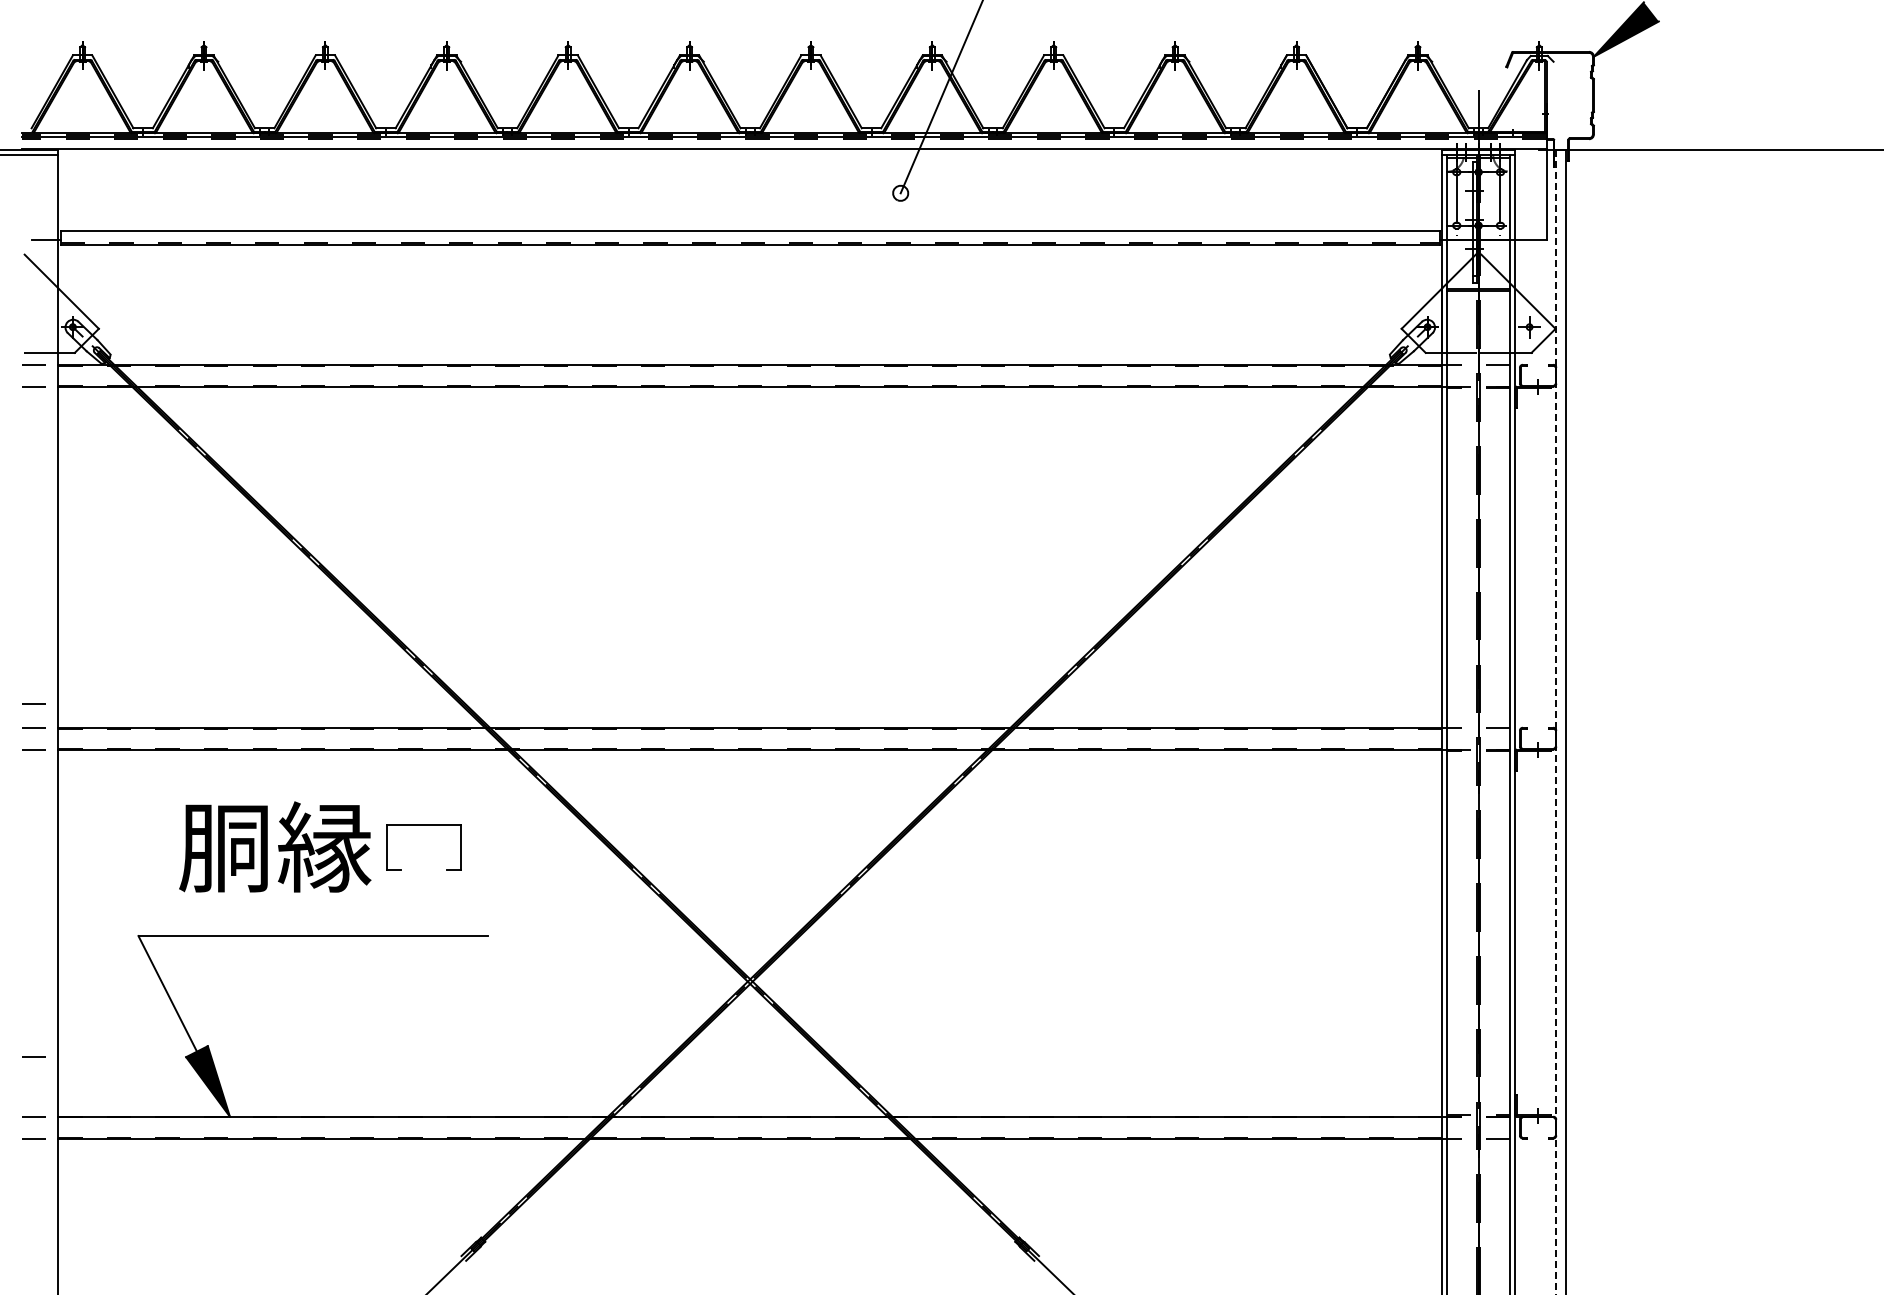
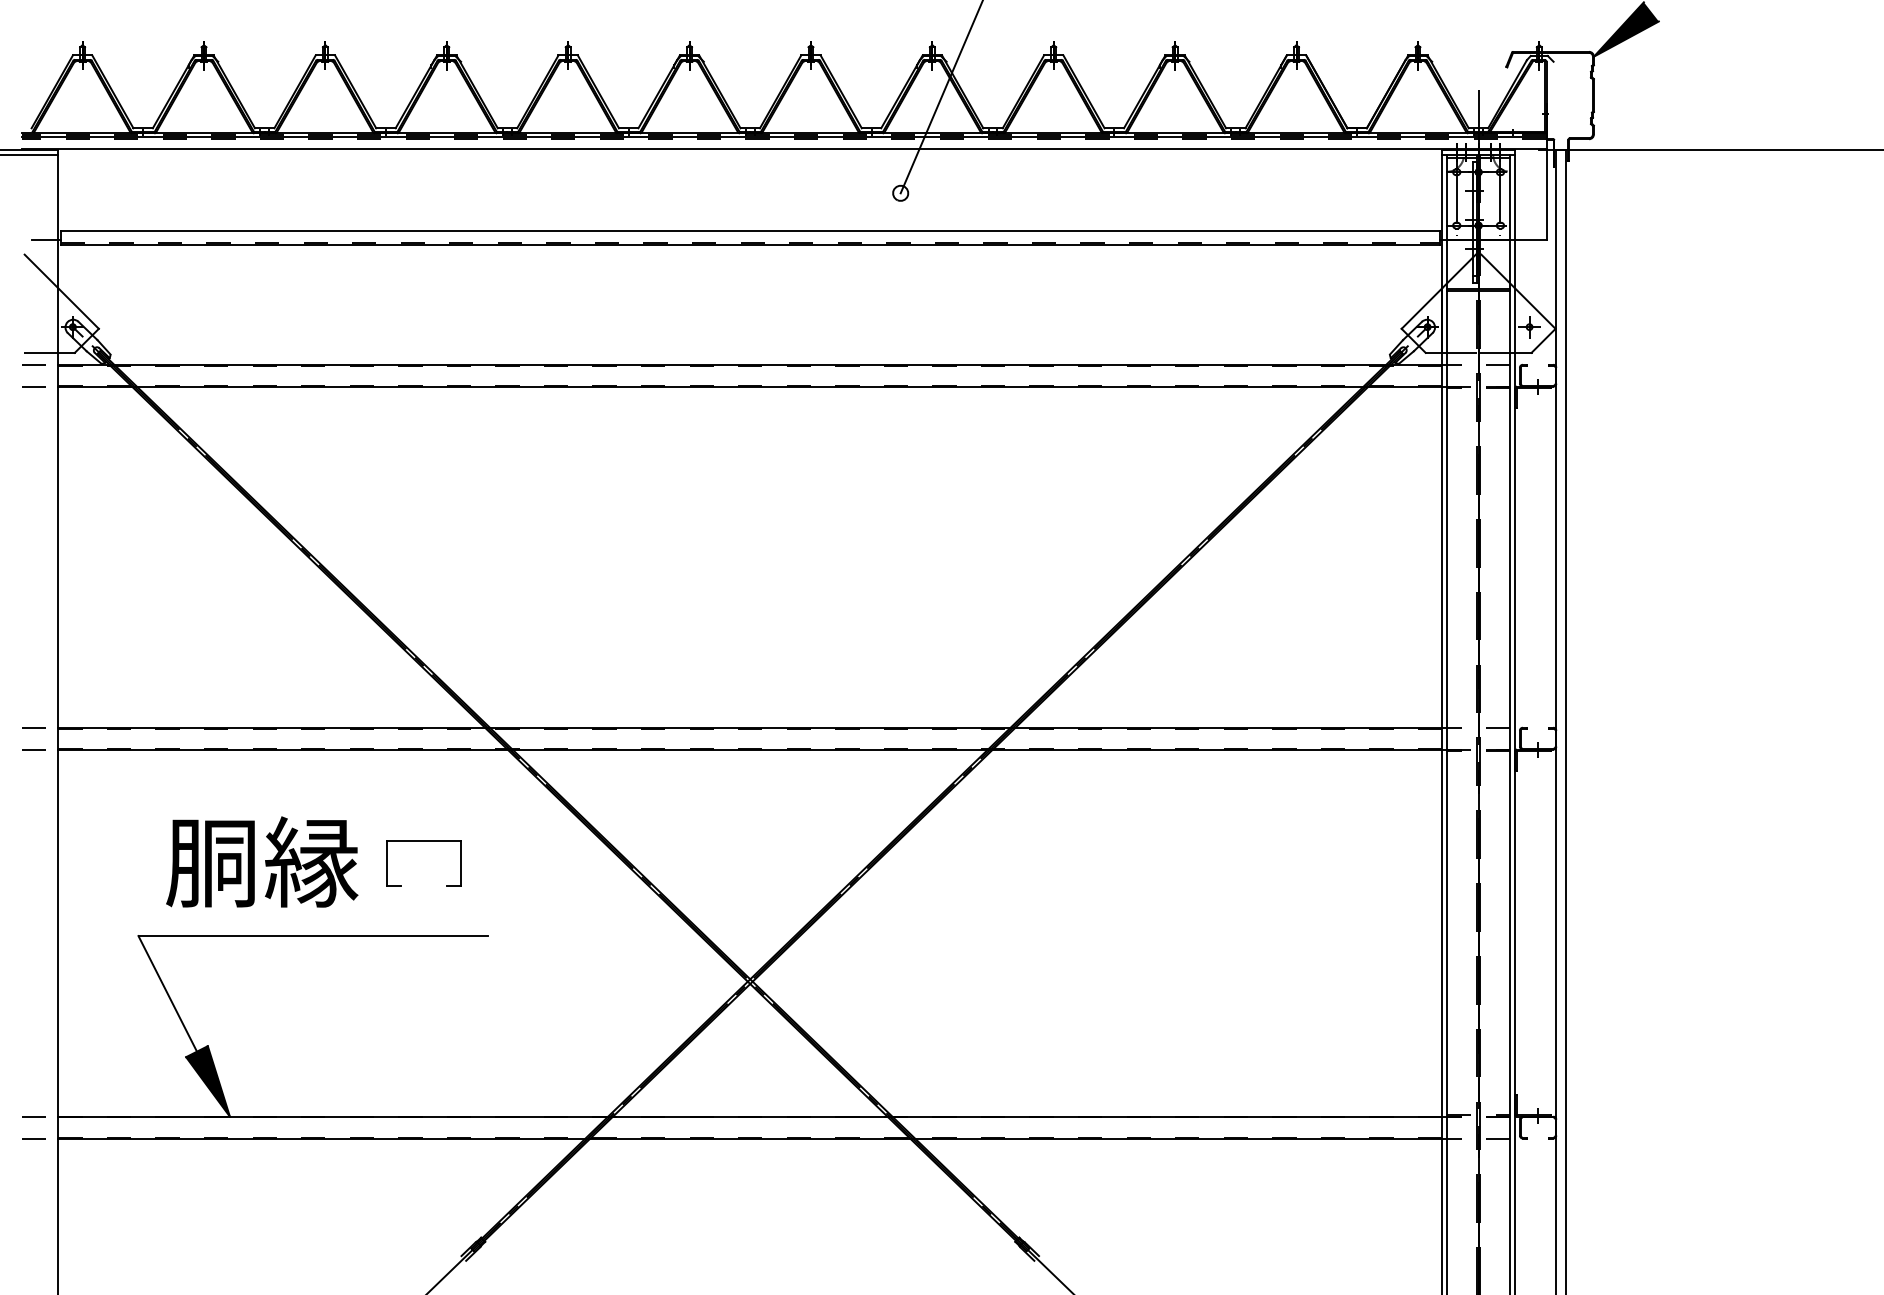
line: present -> none (33, 703)
line: dashed -> solid (1556, 723)
part position: (423, 825) -> (423, 841) (423, 841)
text position: (275, 846) -> (262, 861) (262, 861)
line: present -> none (33, 1056)
